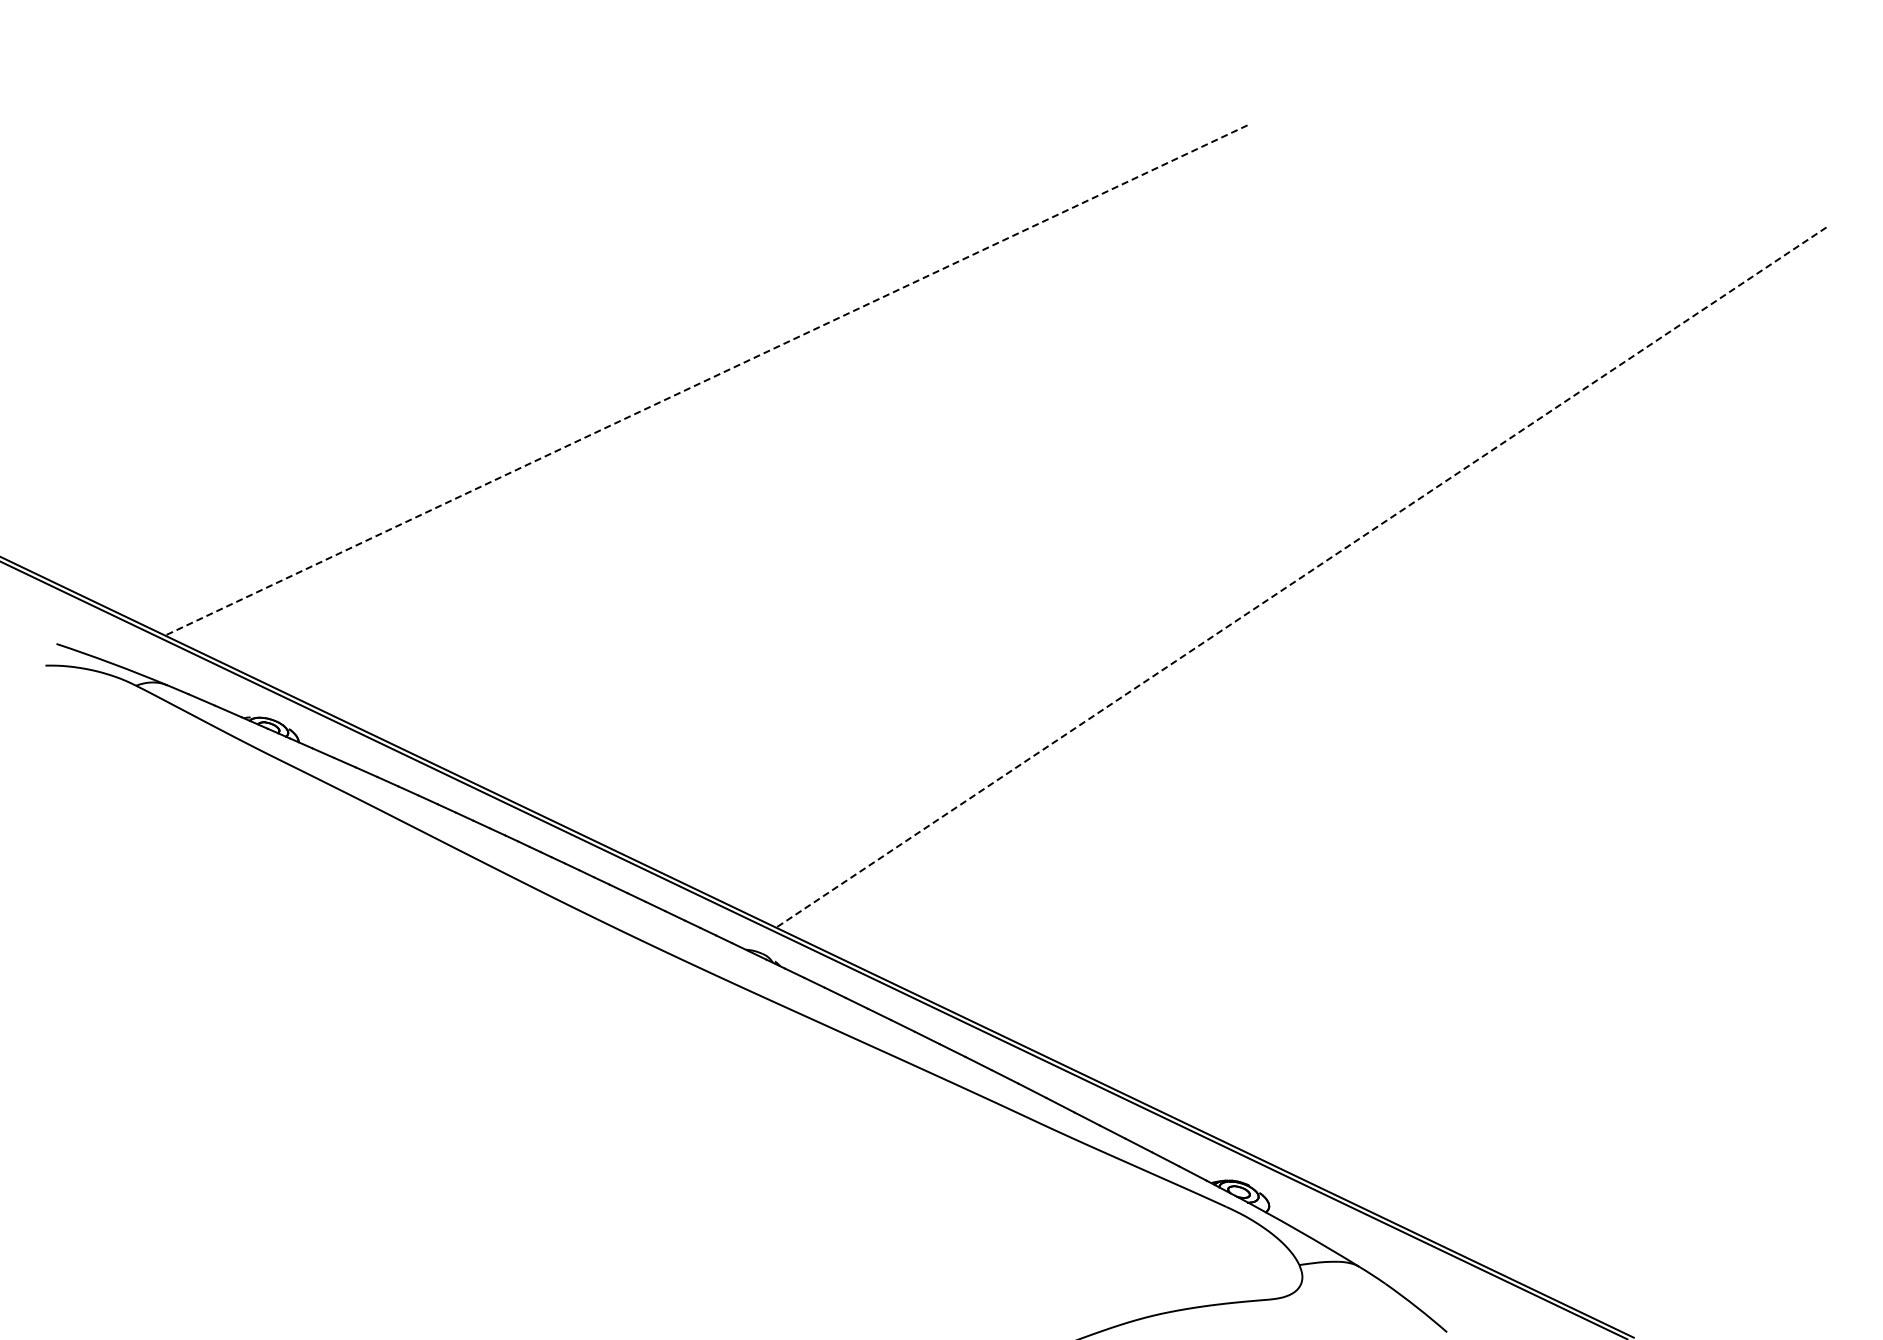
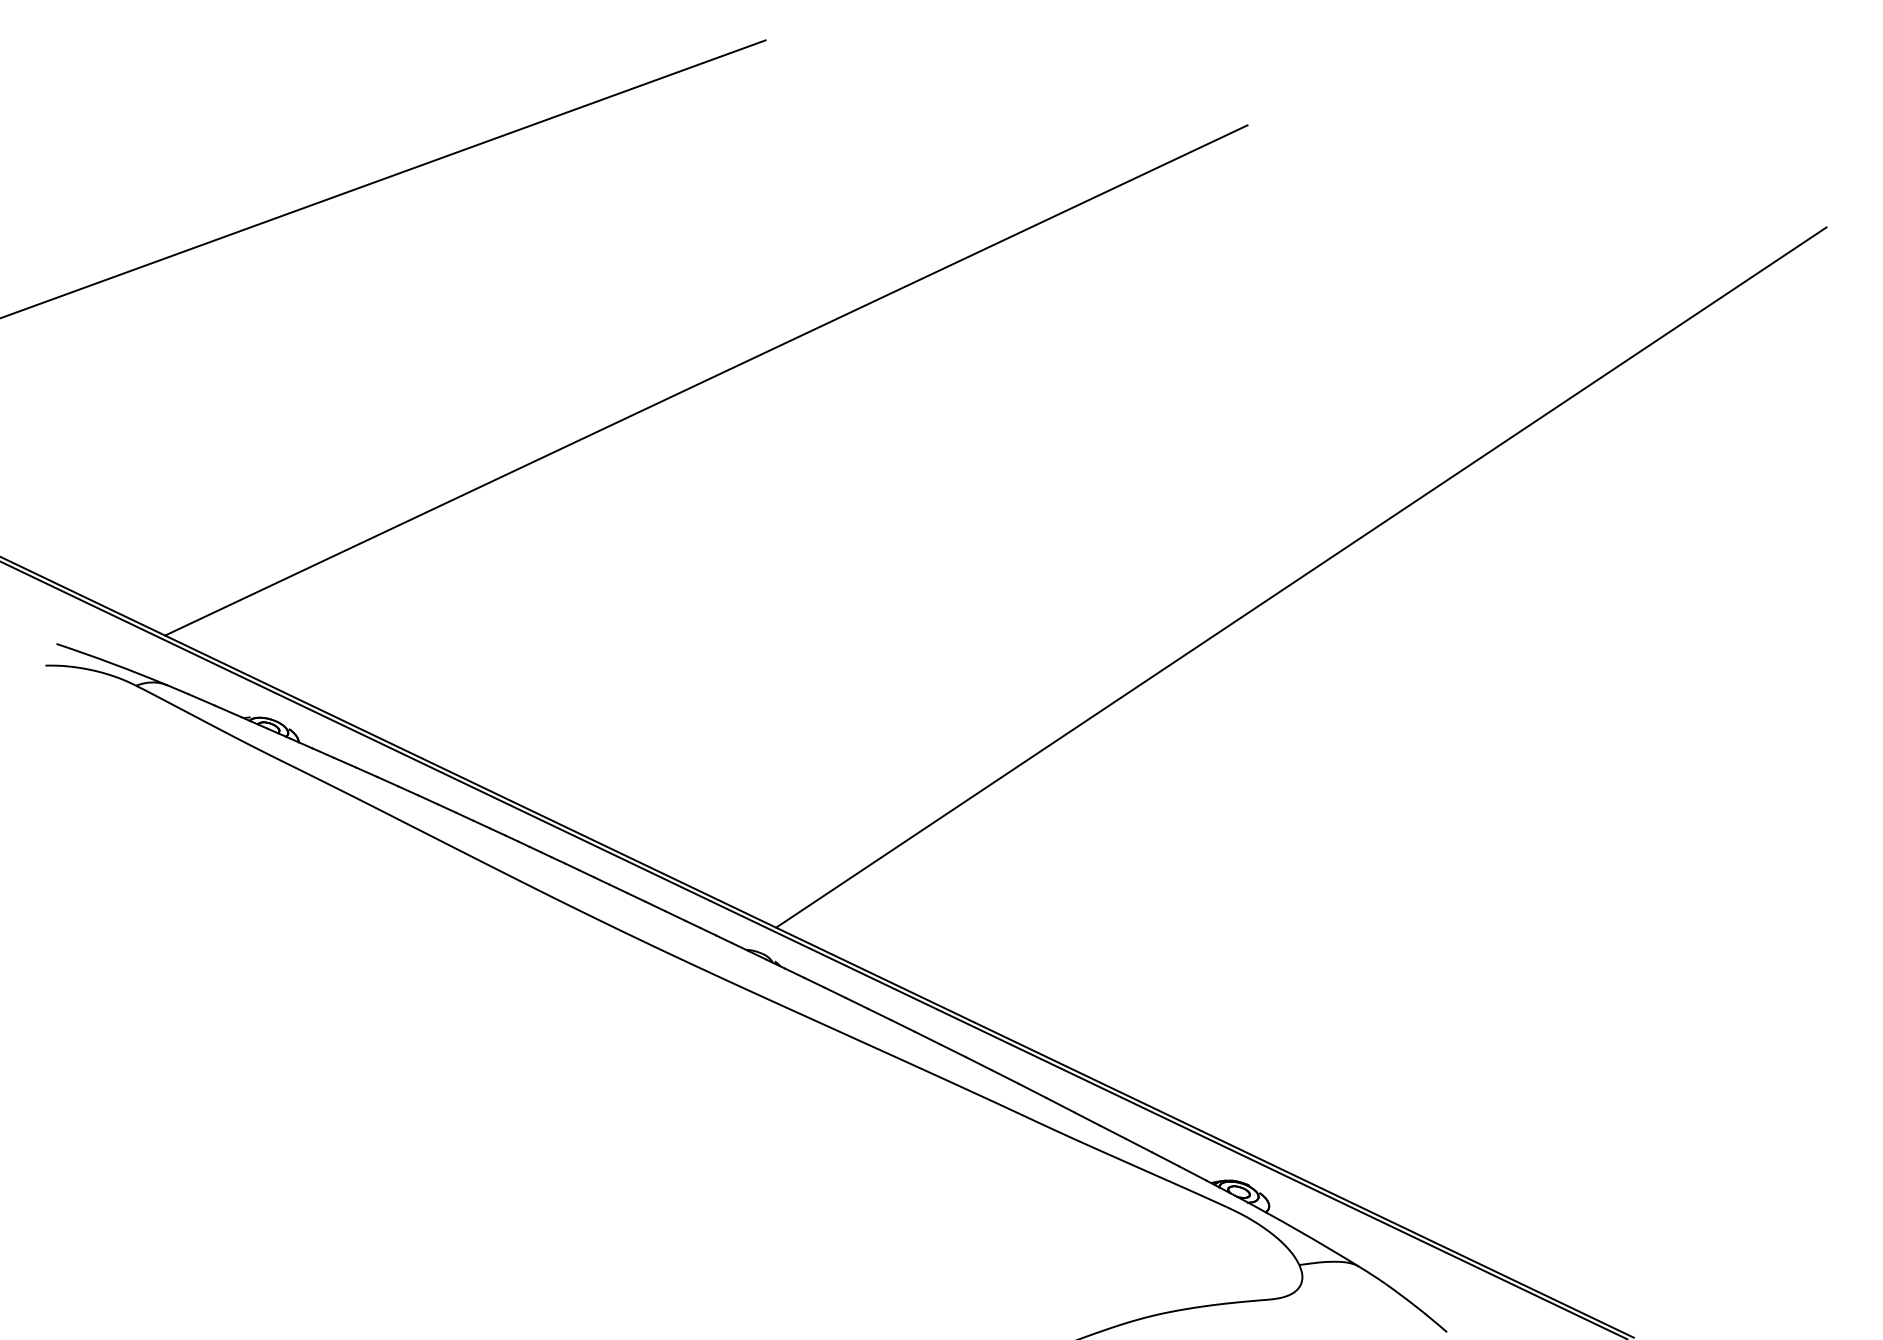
line: none -> present (383, 178)
line: dashed -> solid (705, 380)
line: dashed -> solid (1300, 577)
